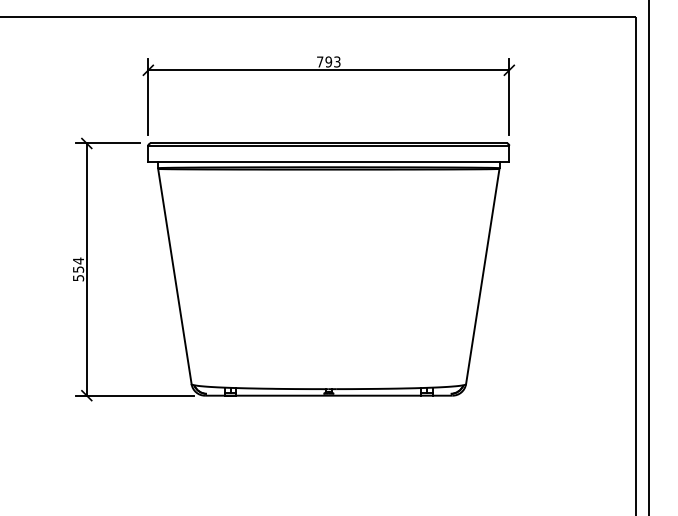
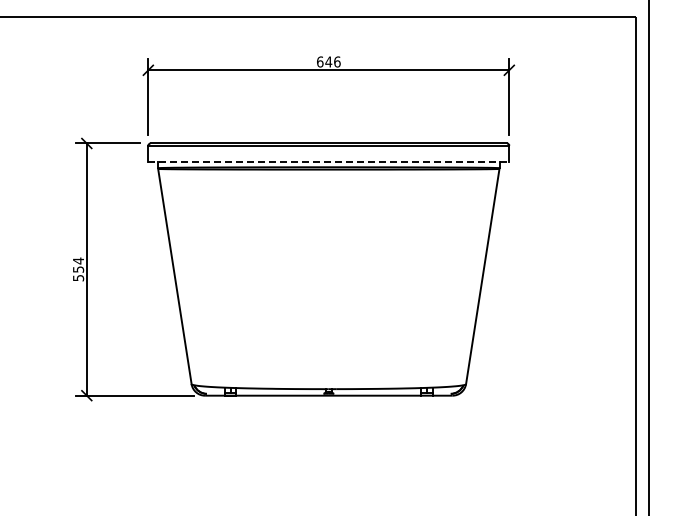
text: 793 -> 646 (328, 61)
line: solid -> dashed (329, 161)
